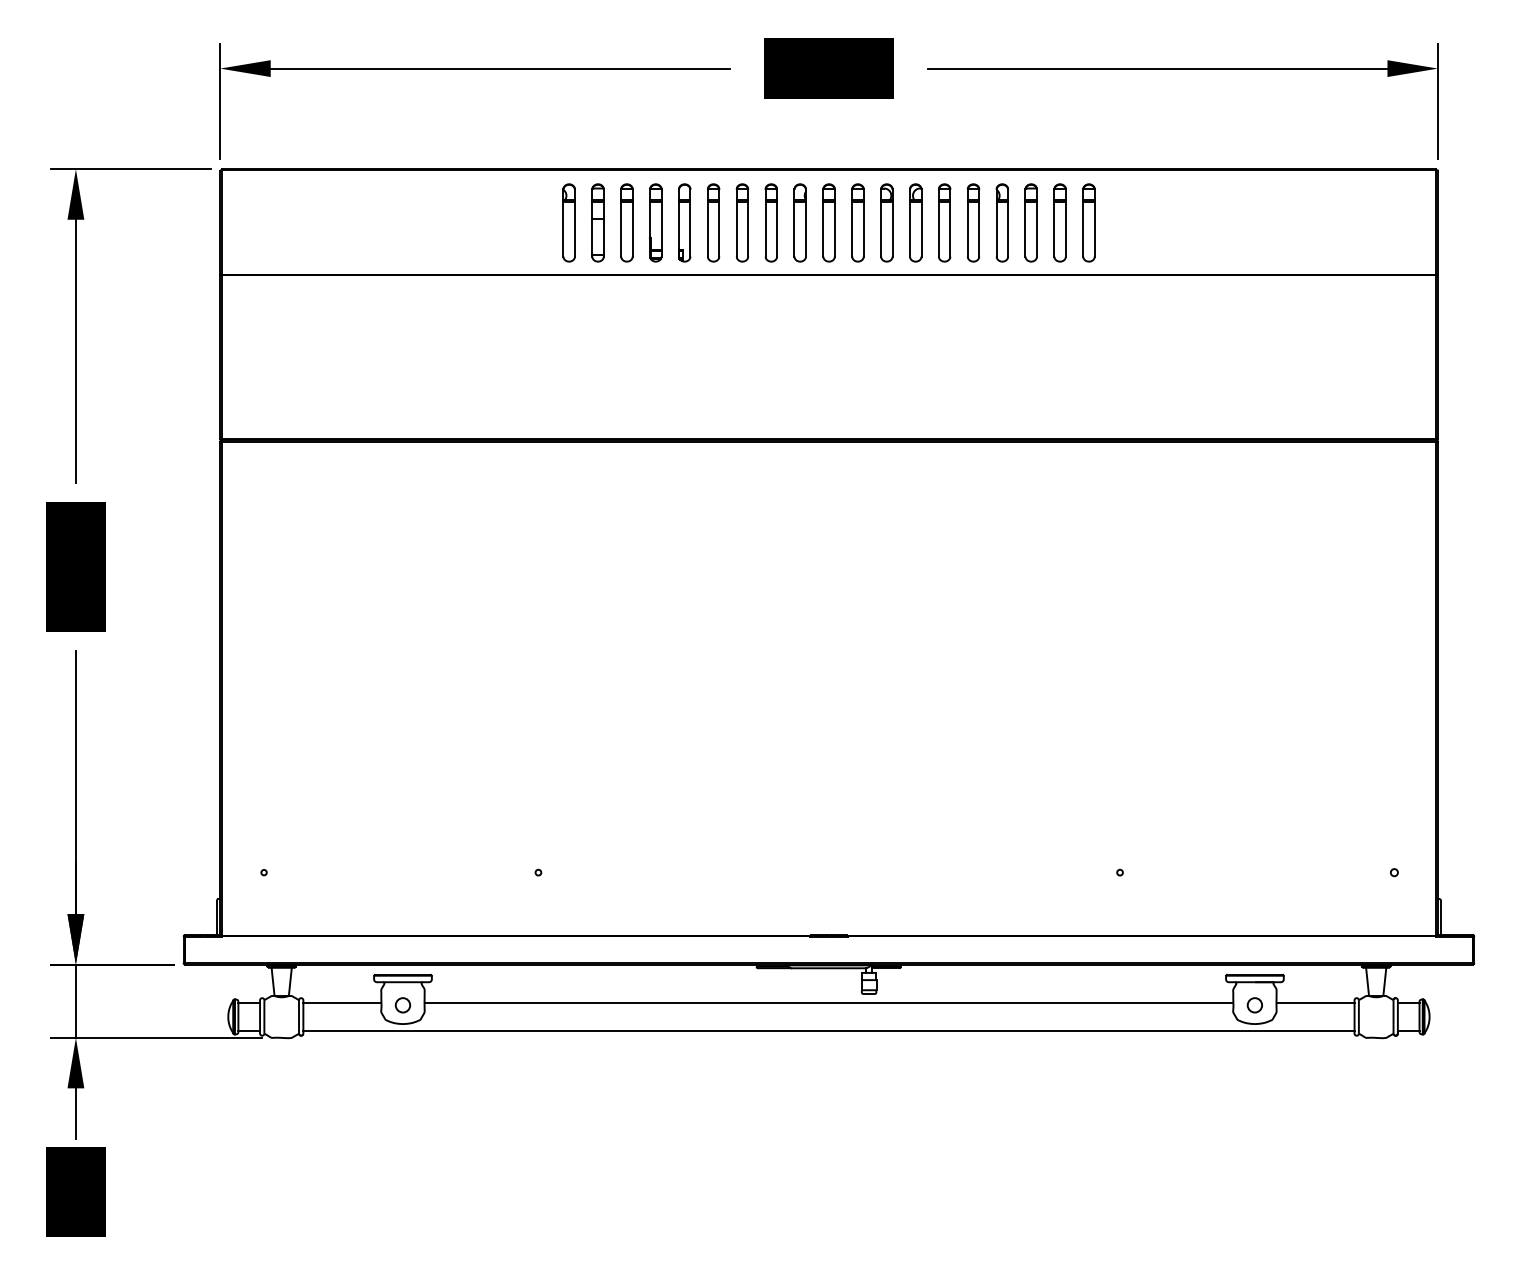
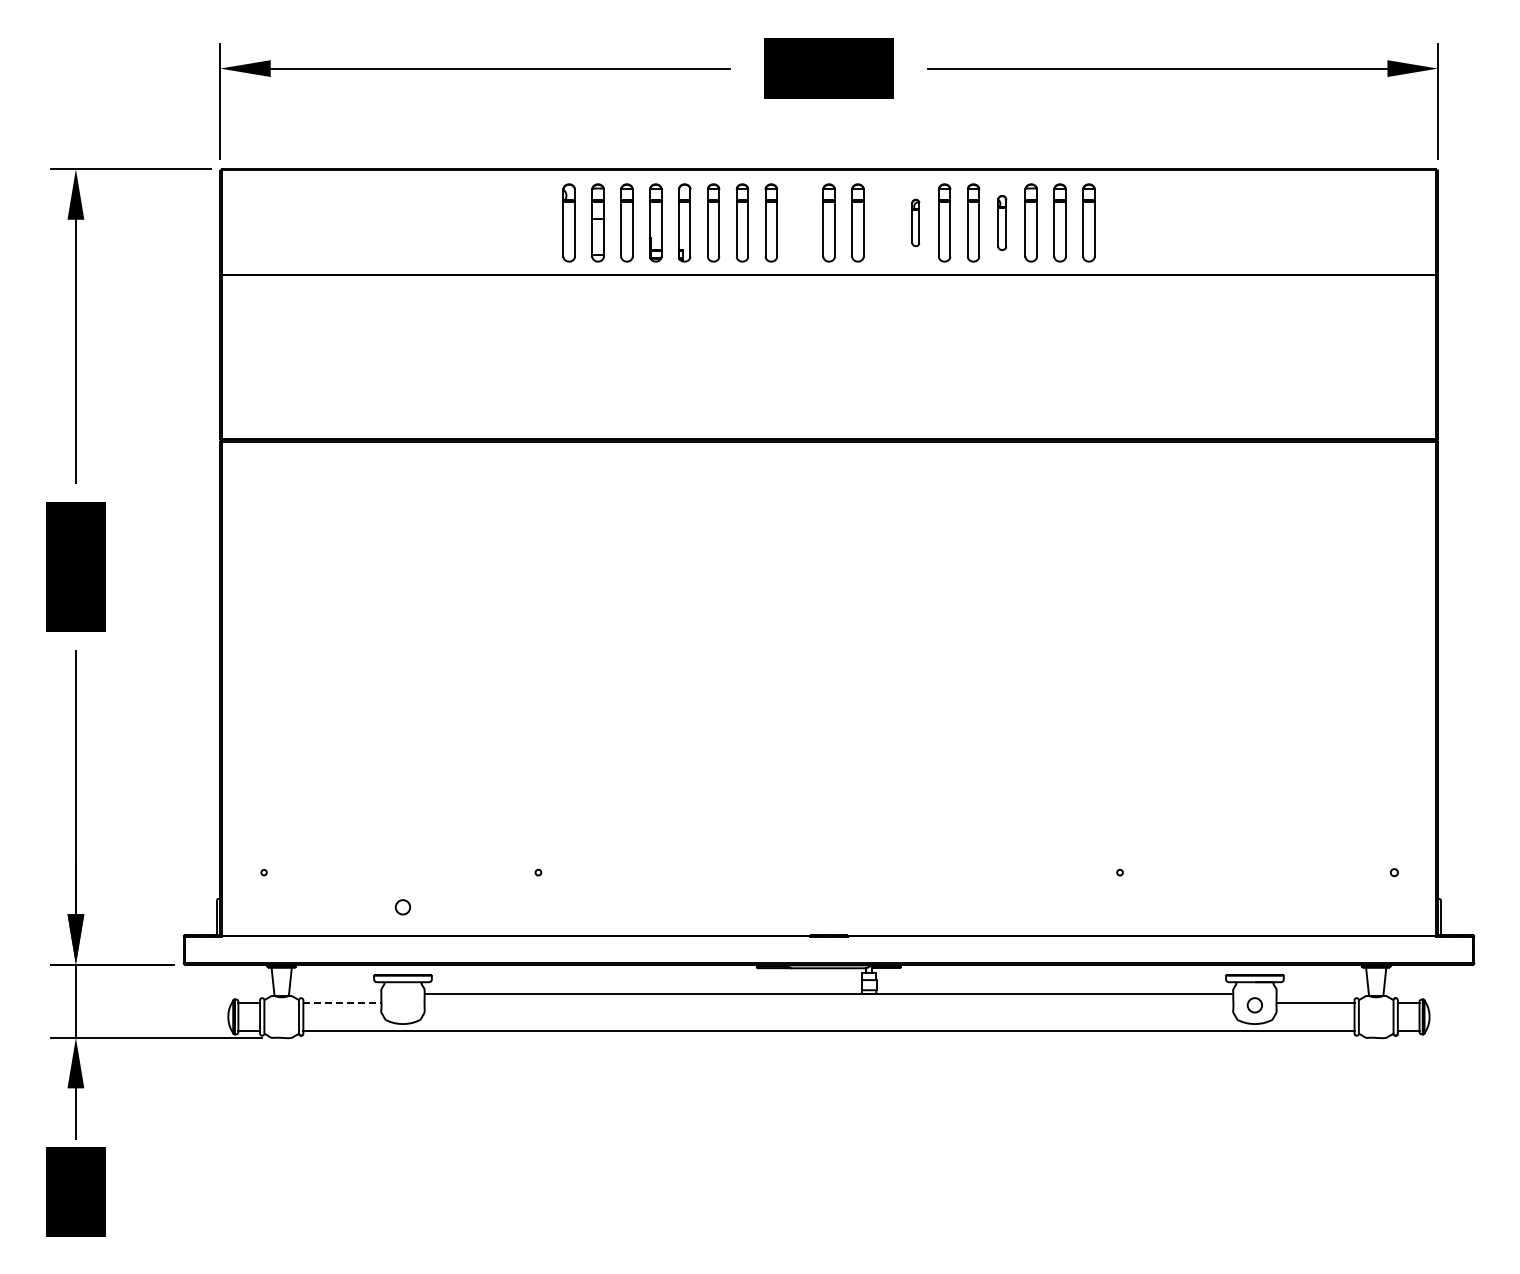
part: present -> none (799, 222)
part: present -> none (886, 222)
part size: 14x80 px -> 10x50 px (915, 222)
part size: 14x80 px -> 11x56 px (1002, 222)
line: solid -> dashed (342, 1002)
line position: (828, 1002) -> (828, 993) (828, 993)
circle position: (402, 1005) -> (402, 907) (402, 907)
